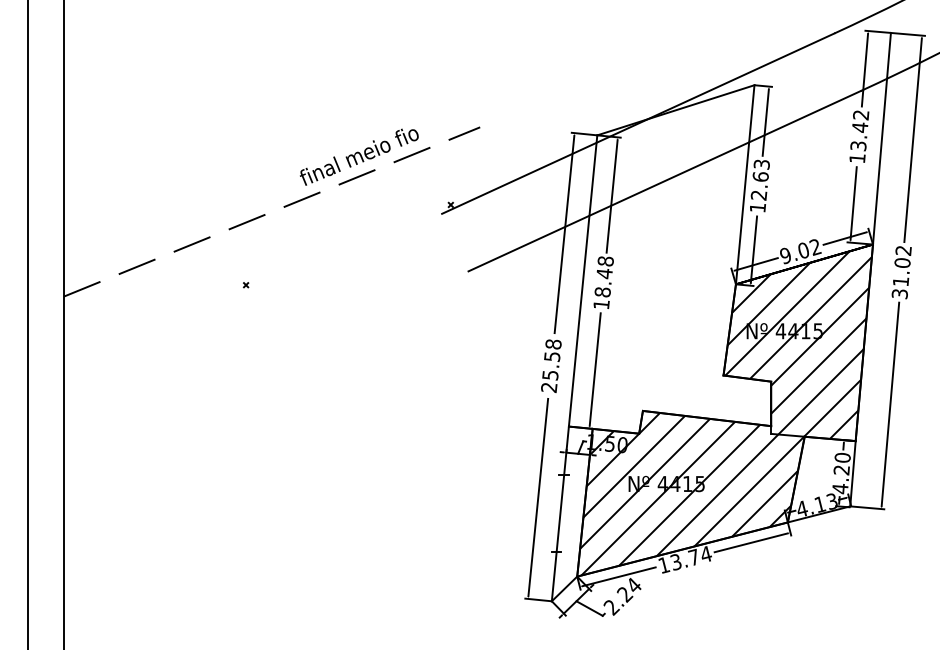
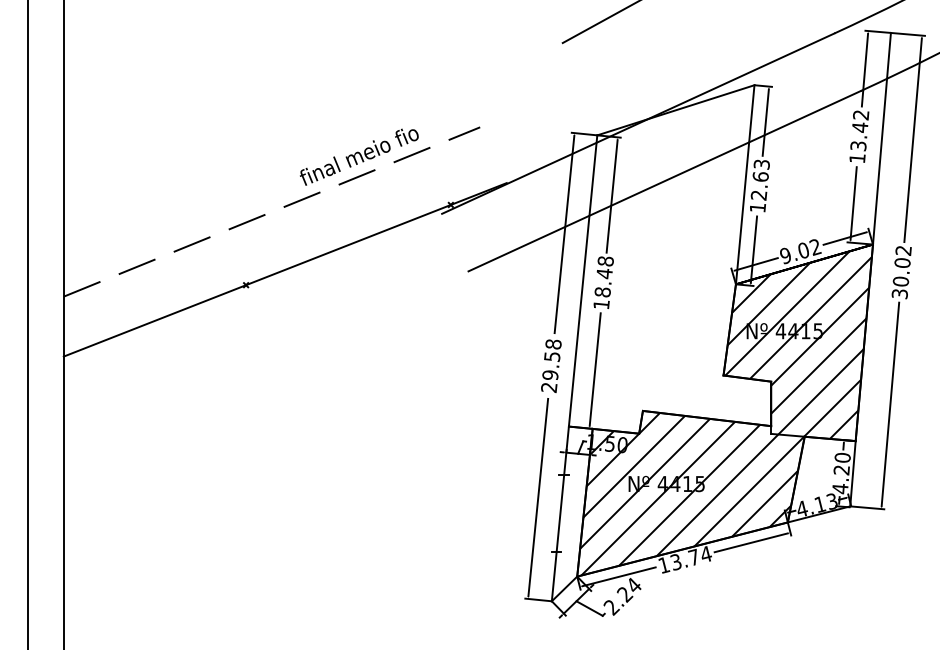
line: none -> present (599, 22)
line: none -> present (284, 269)
text: 31.02 -> 30.02 (900, 281)
text: 25.58 -> 29.58 (550, 375)
